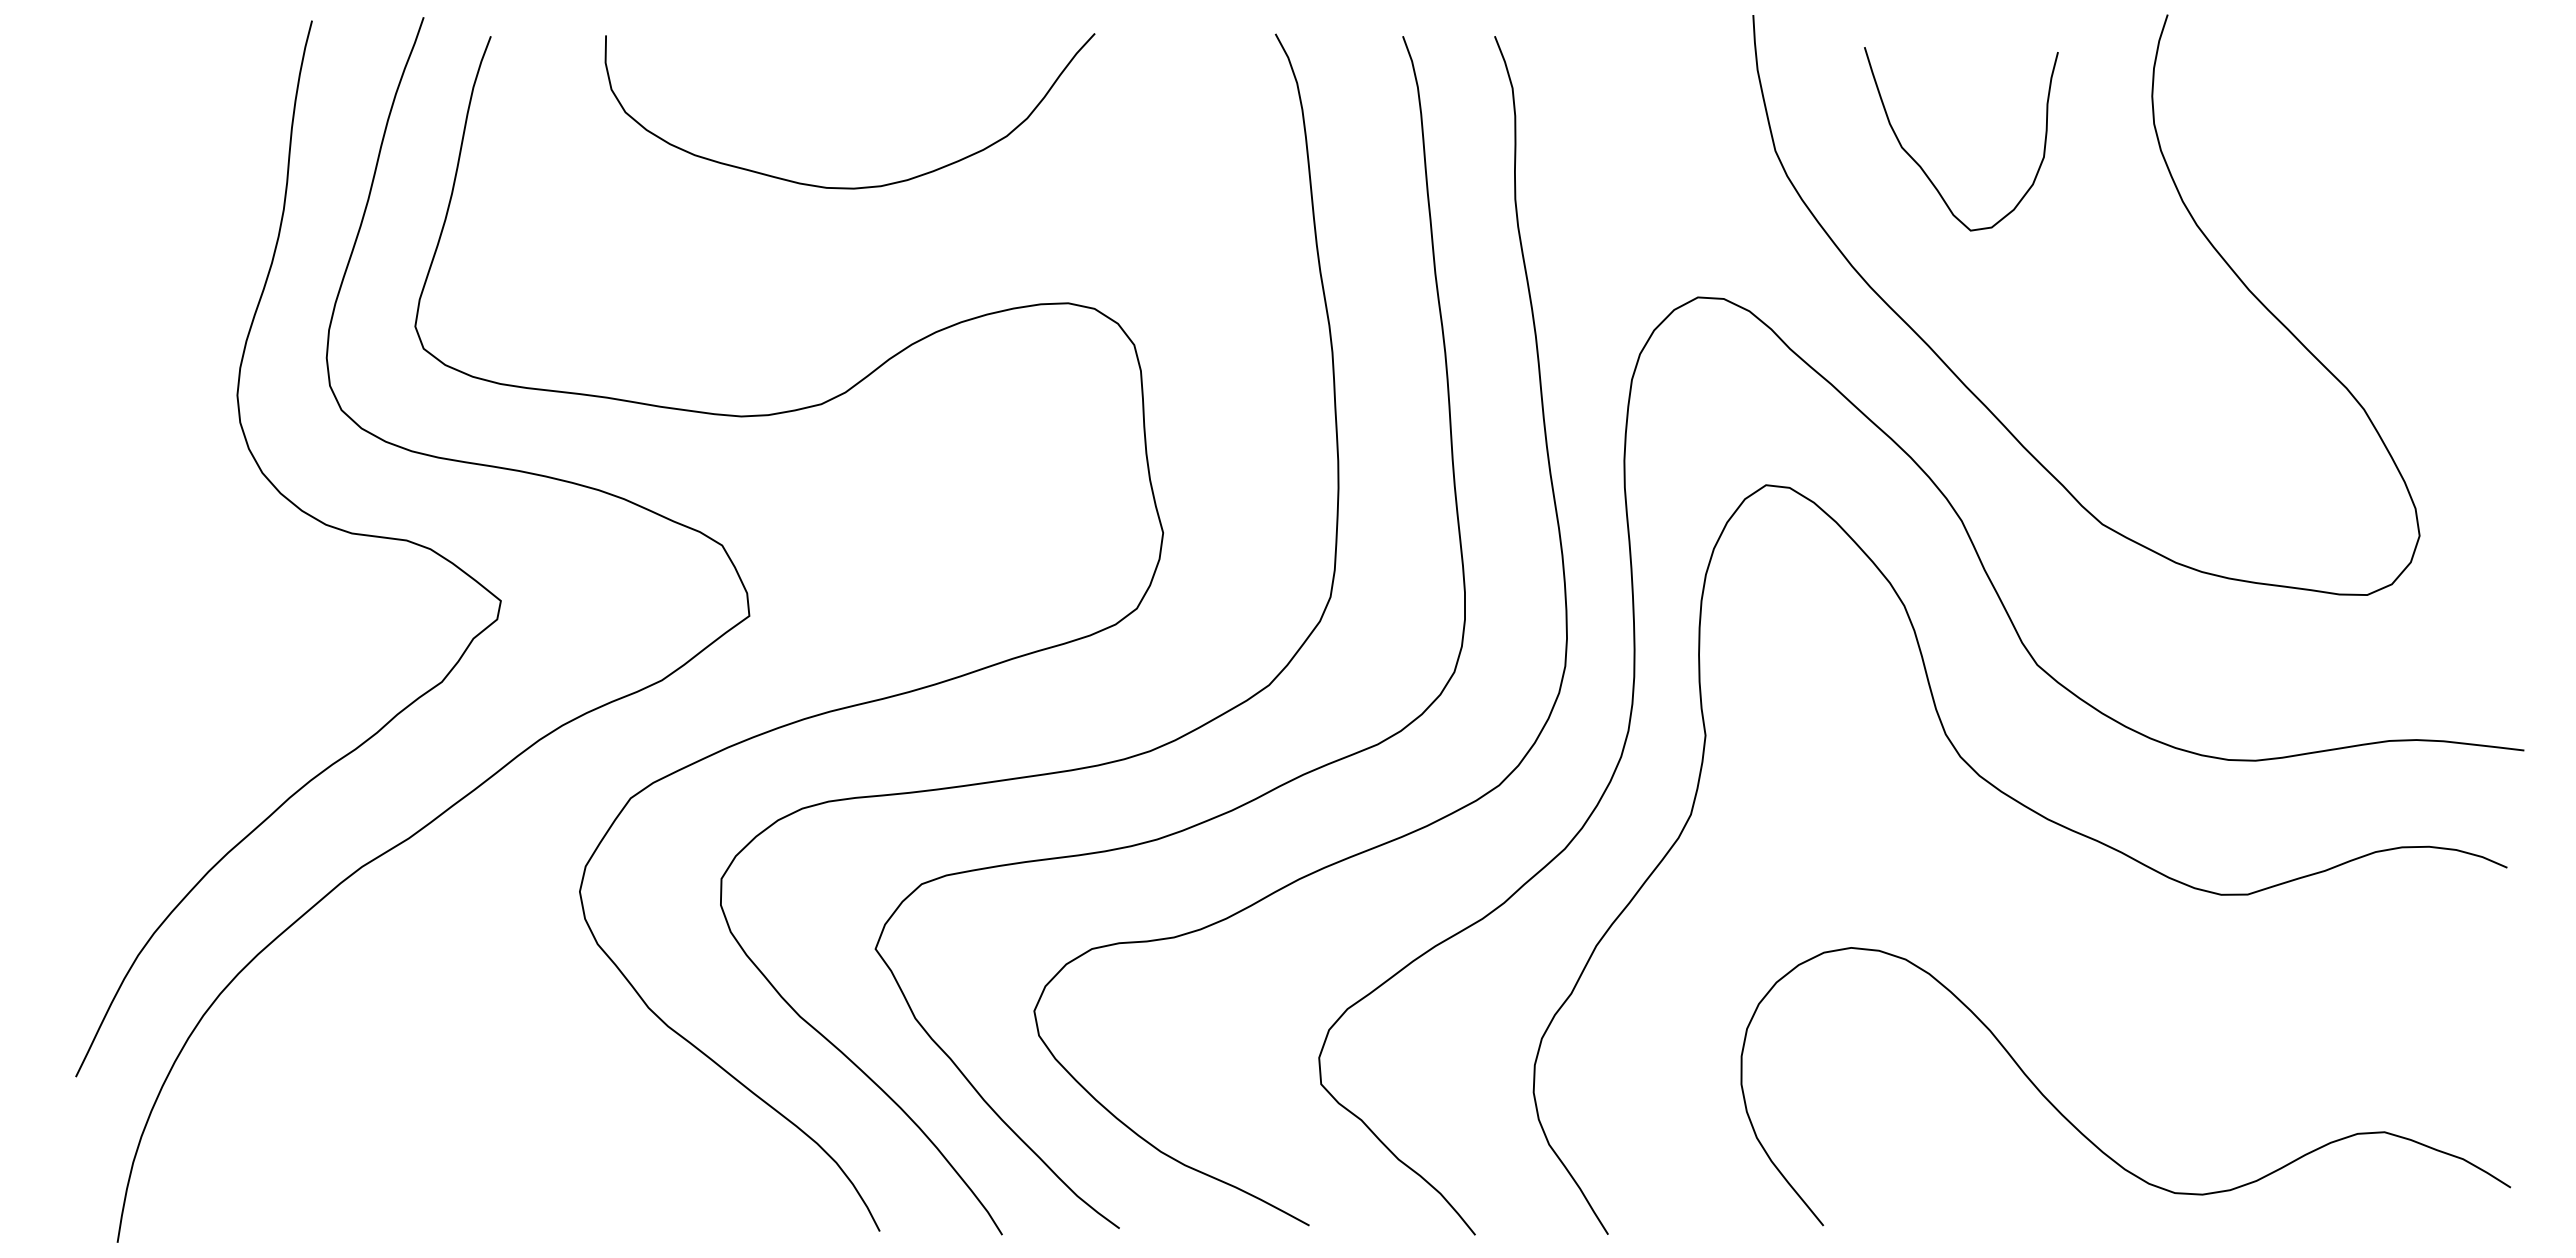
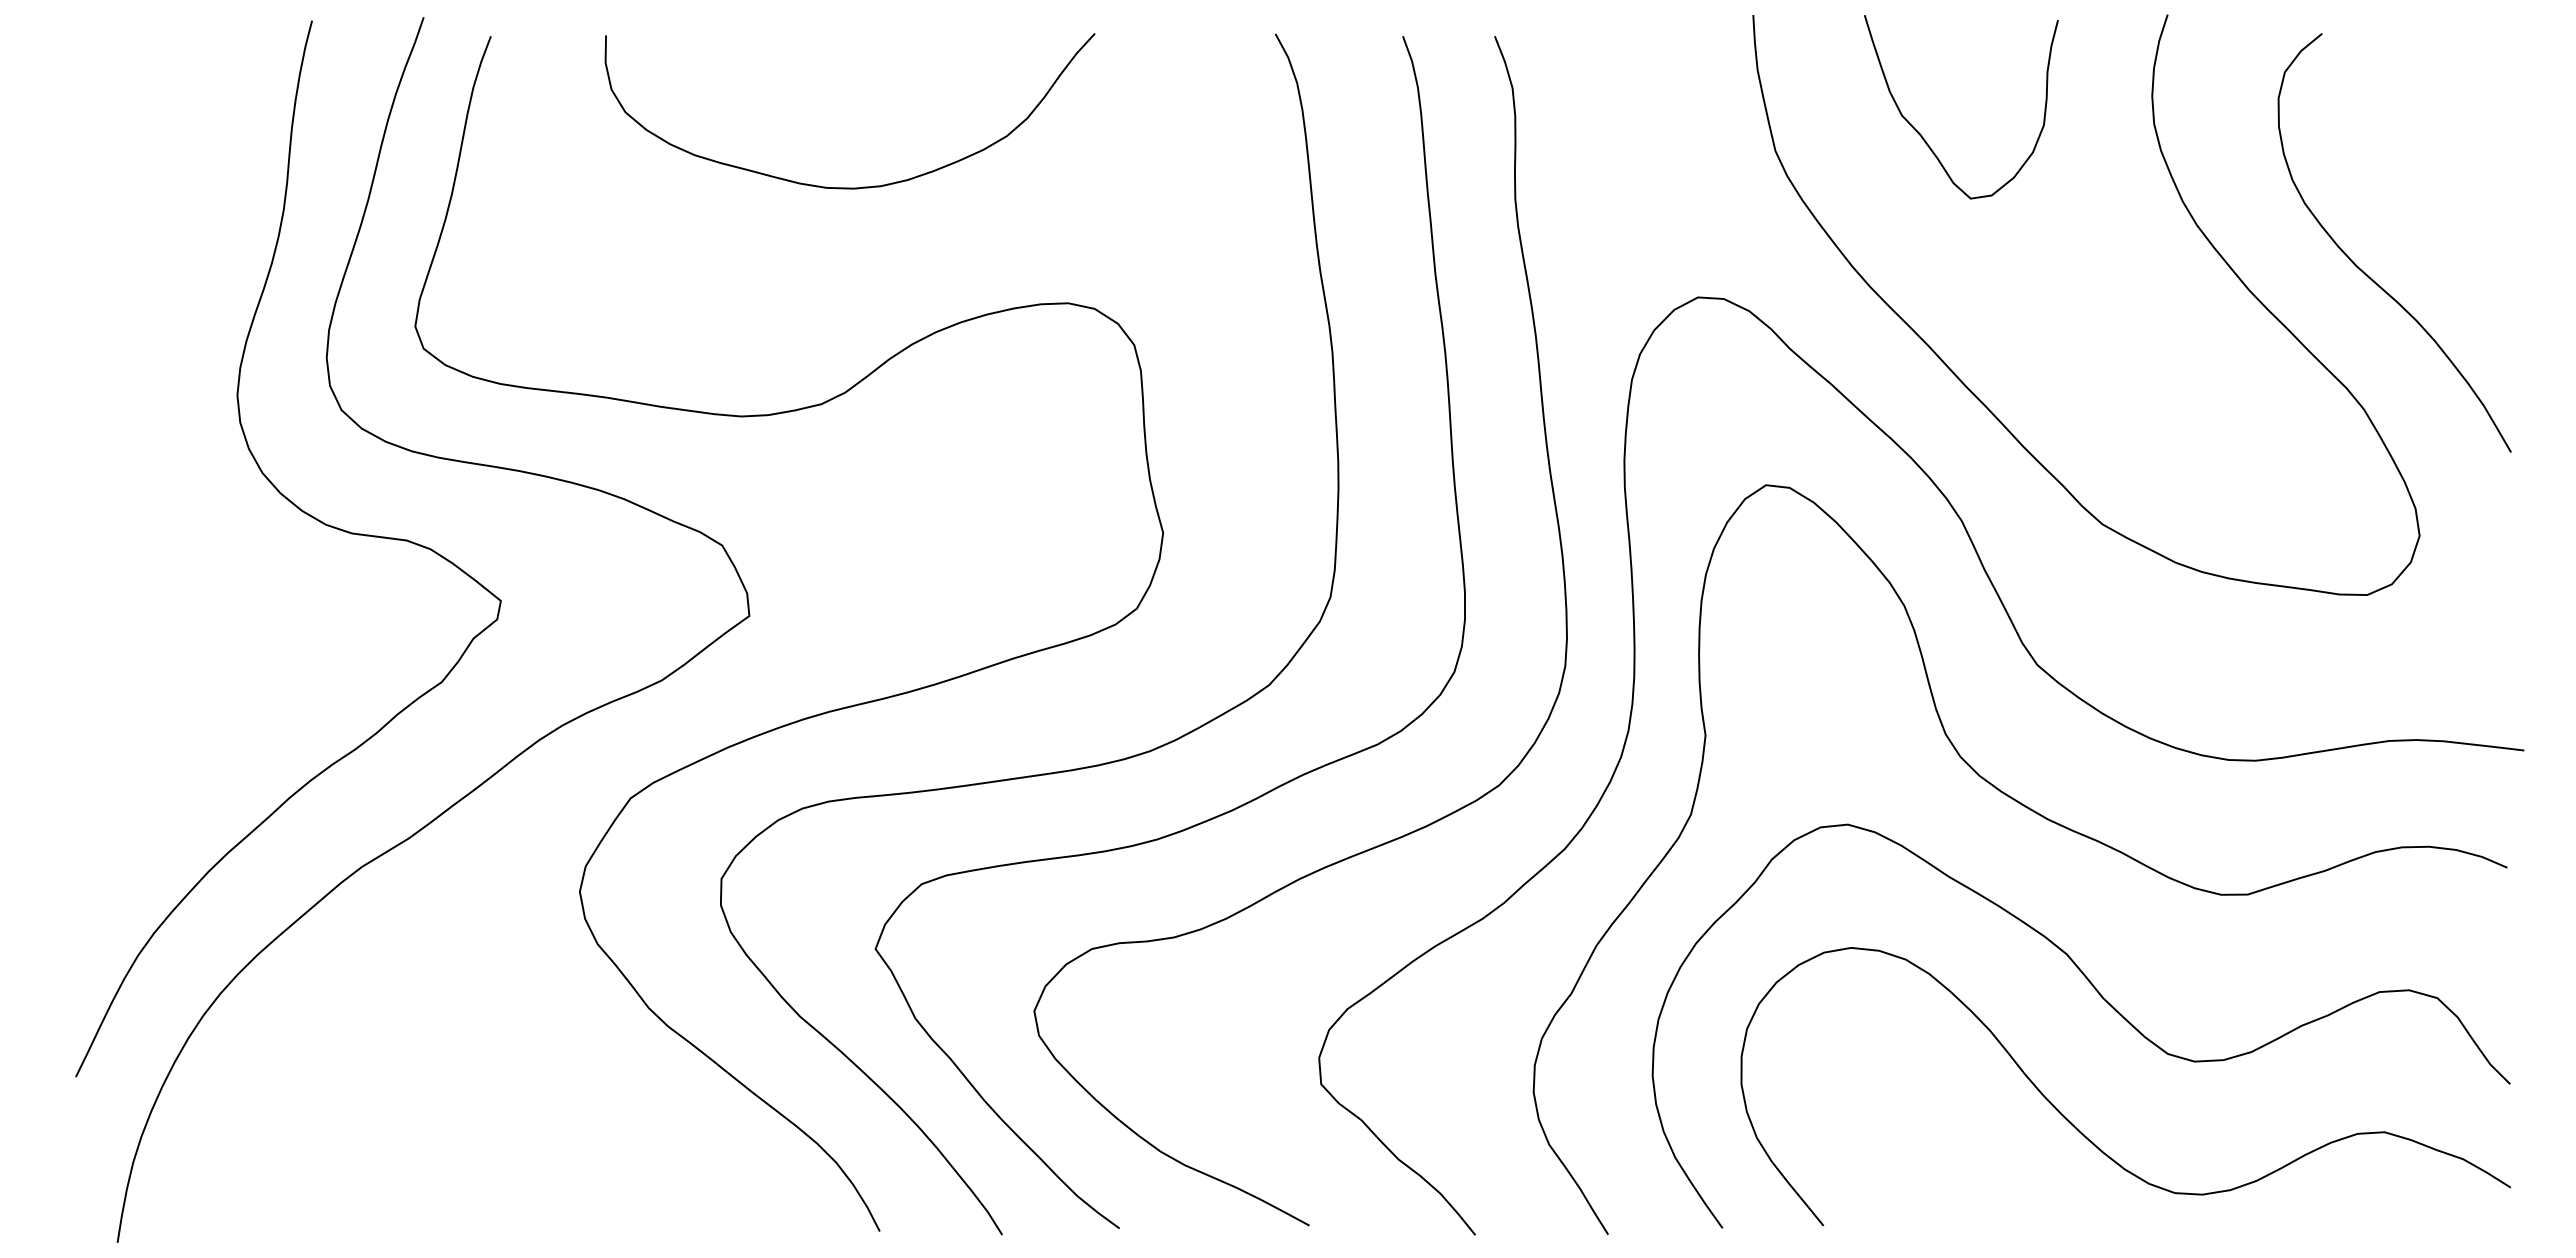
curve position: (1921, 166) -> (1921, 134) (1921, 134)
curve: none -> present (2364, 271)
curve: none -> present (2104, 1000)
